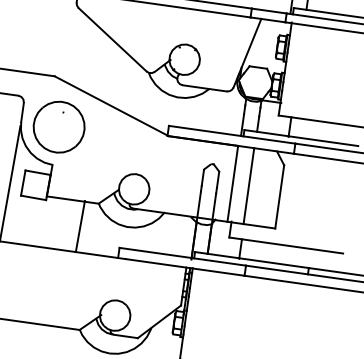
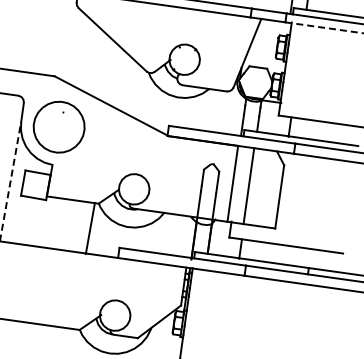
line: solid -> dashed (325, 27)
line: solid -> dashed (10, 182)
line position: (79, 226) -> (89, 228) (89, 228)
